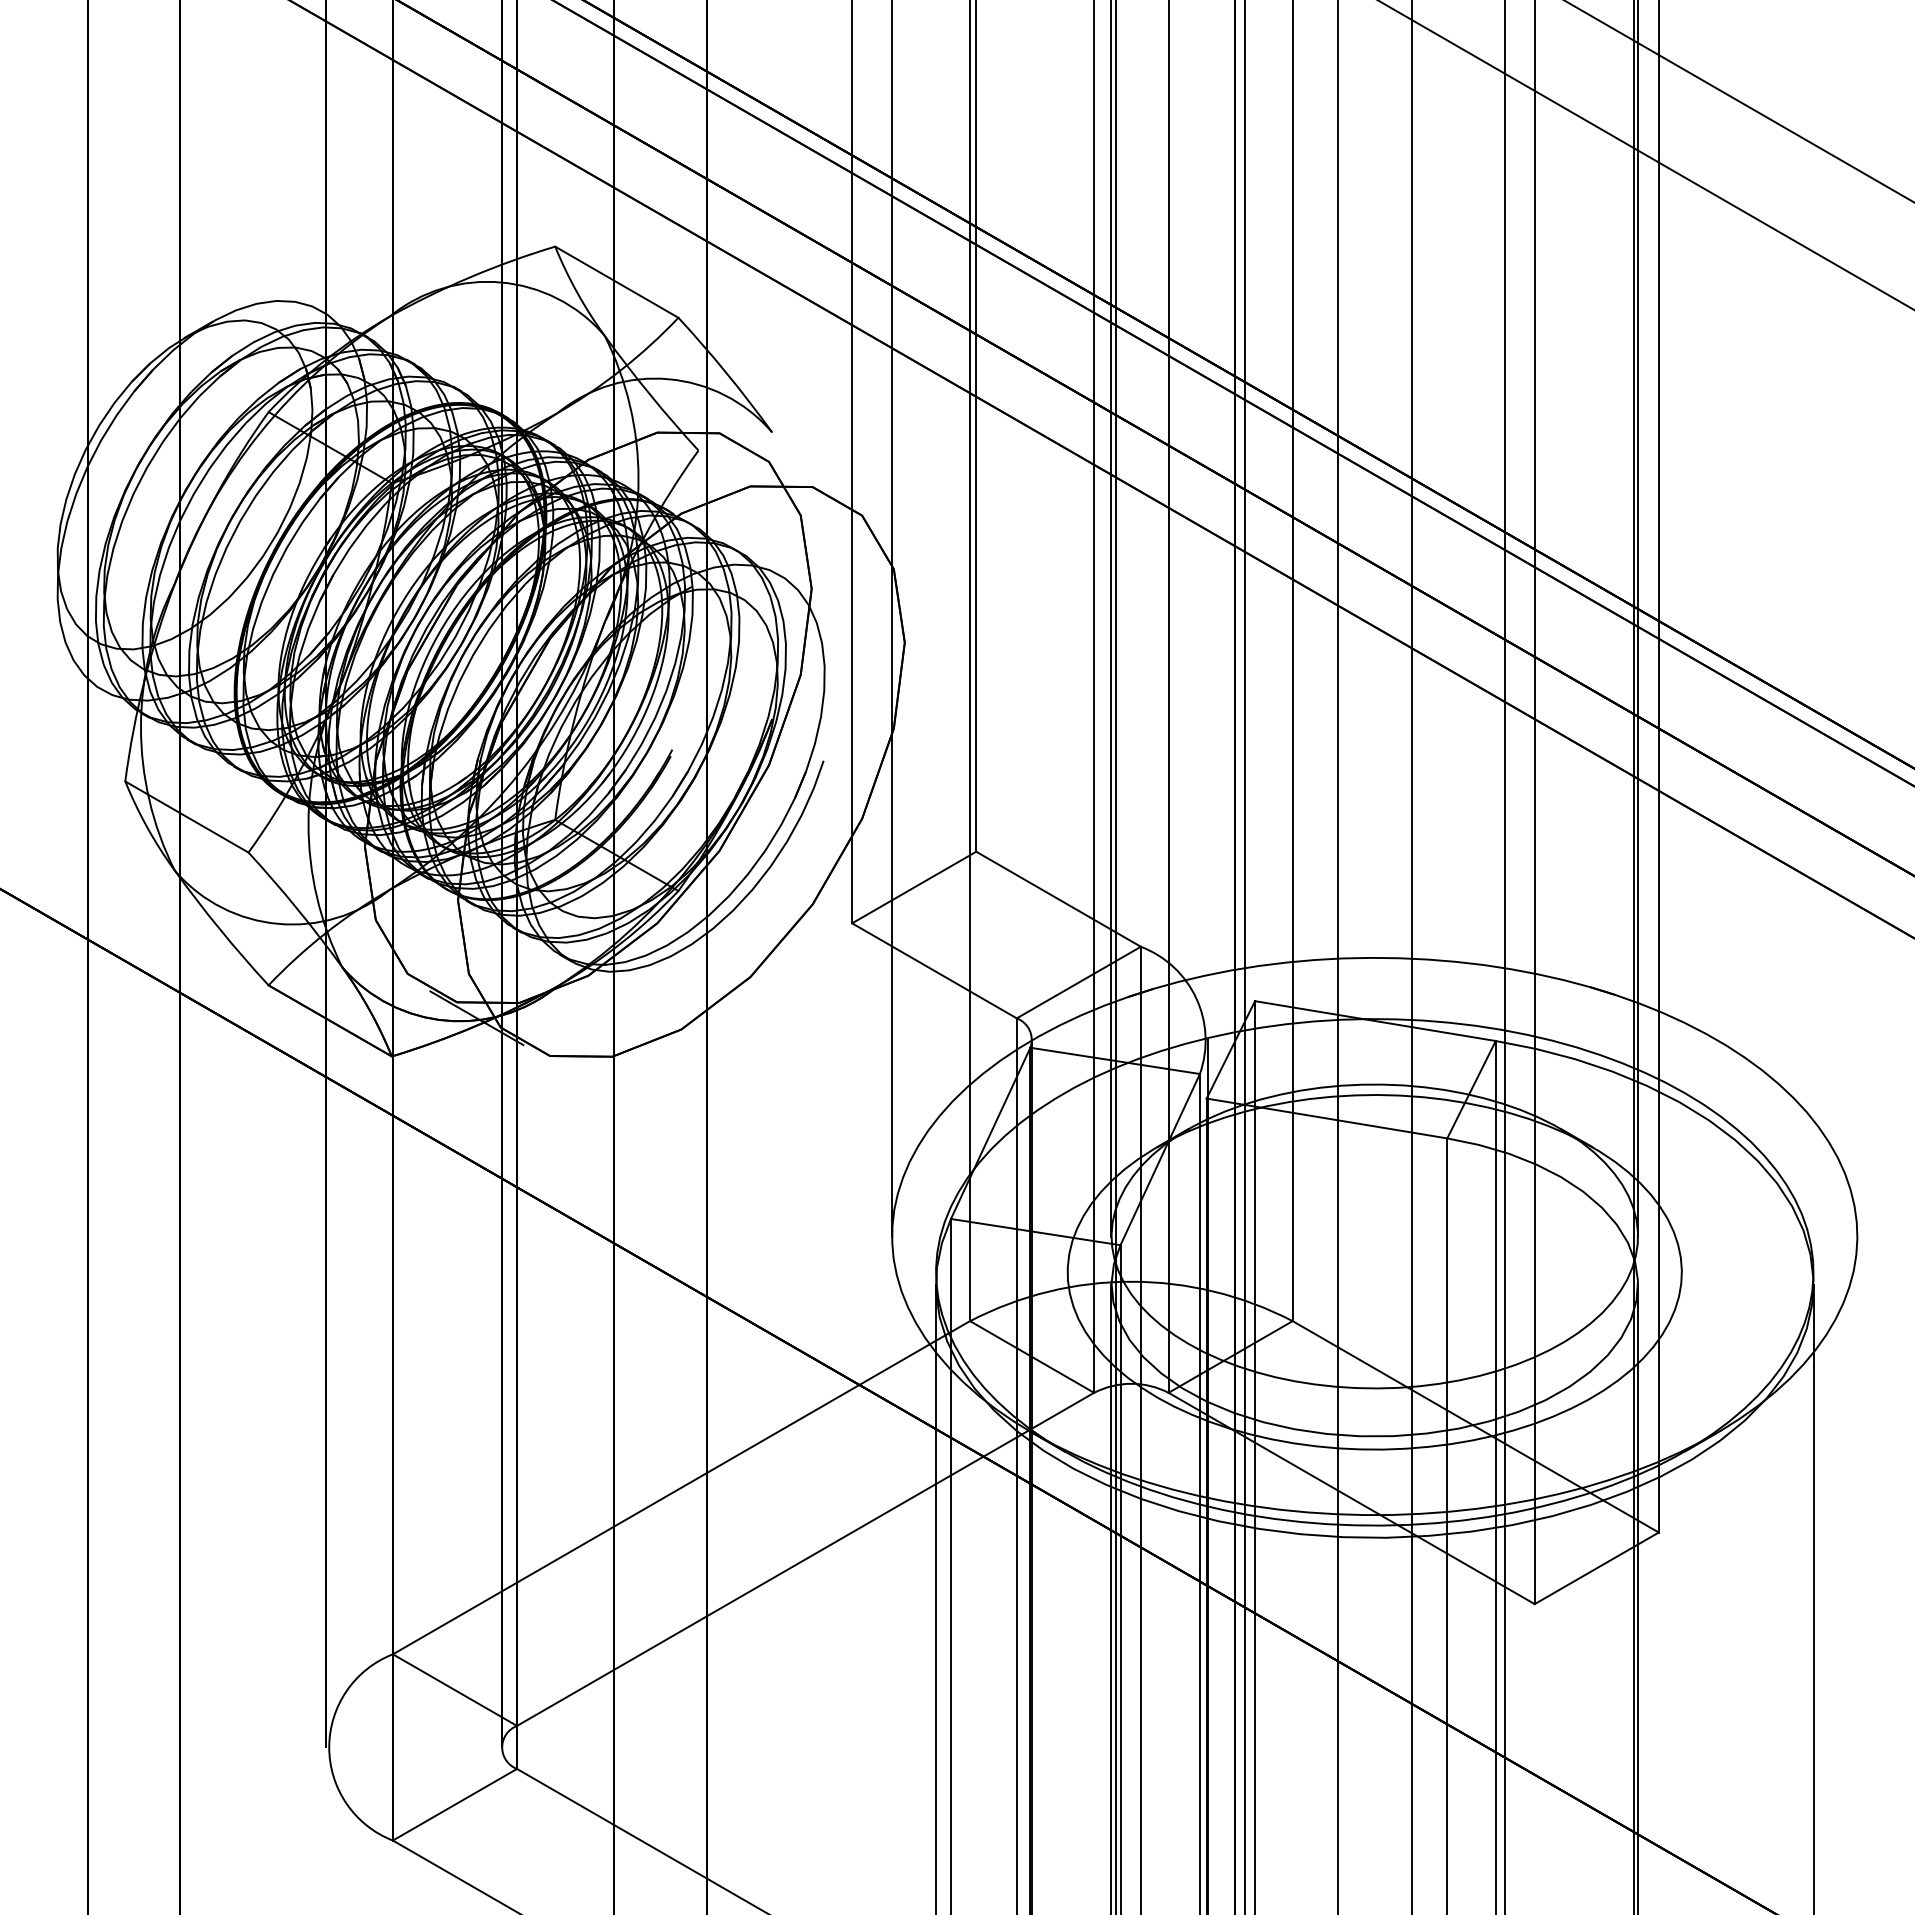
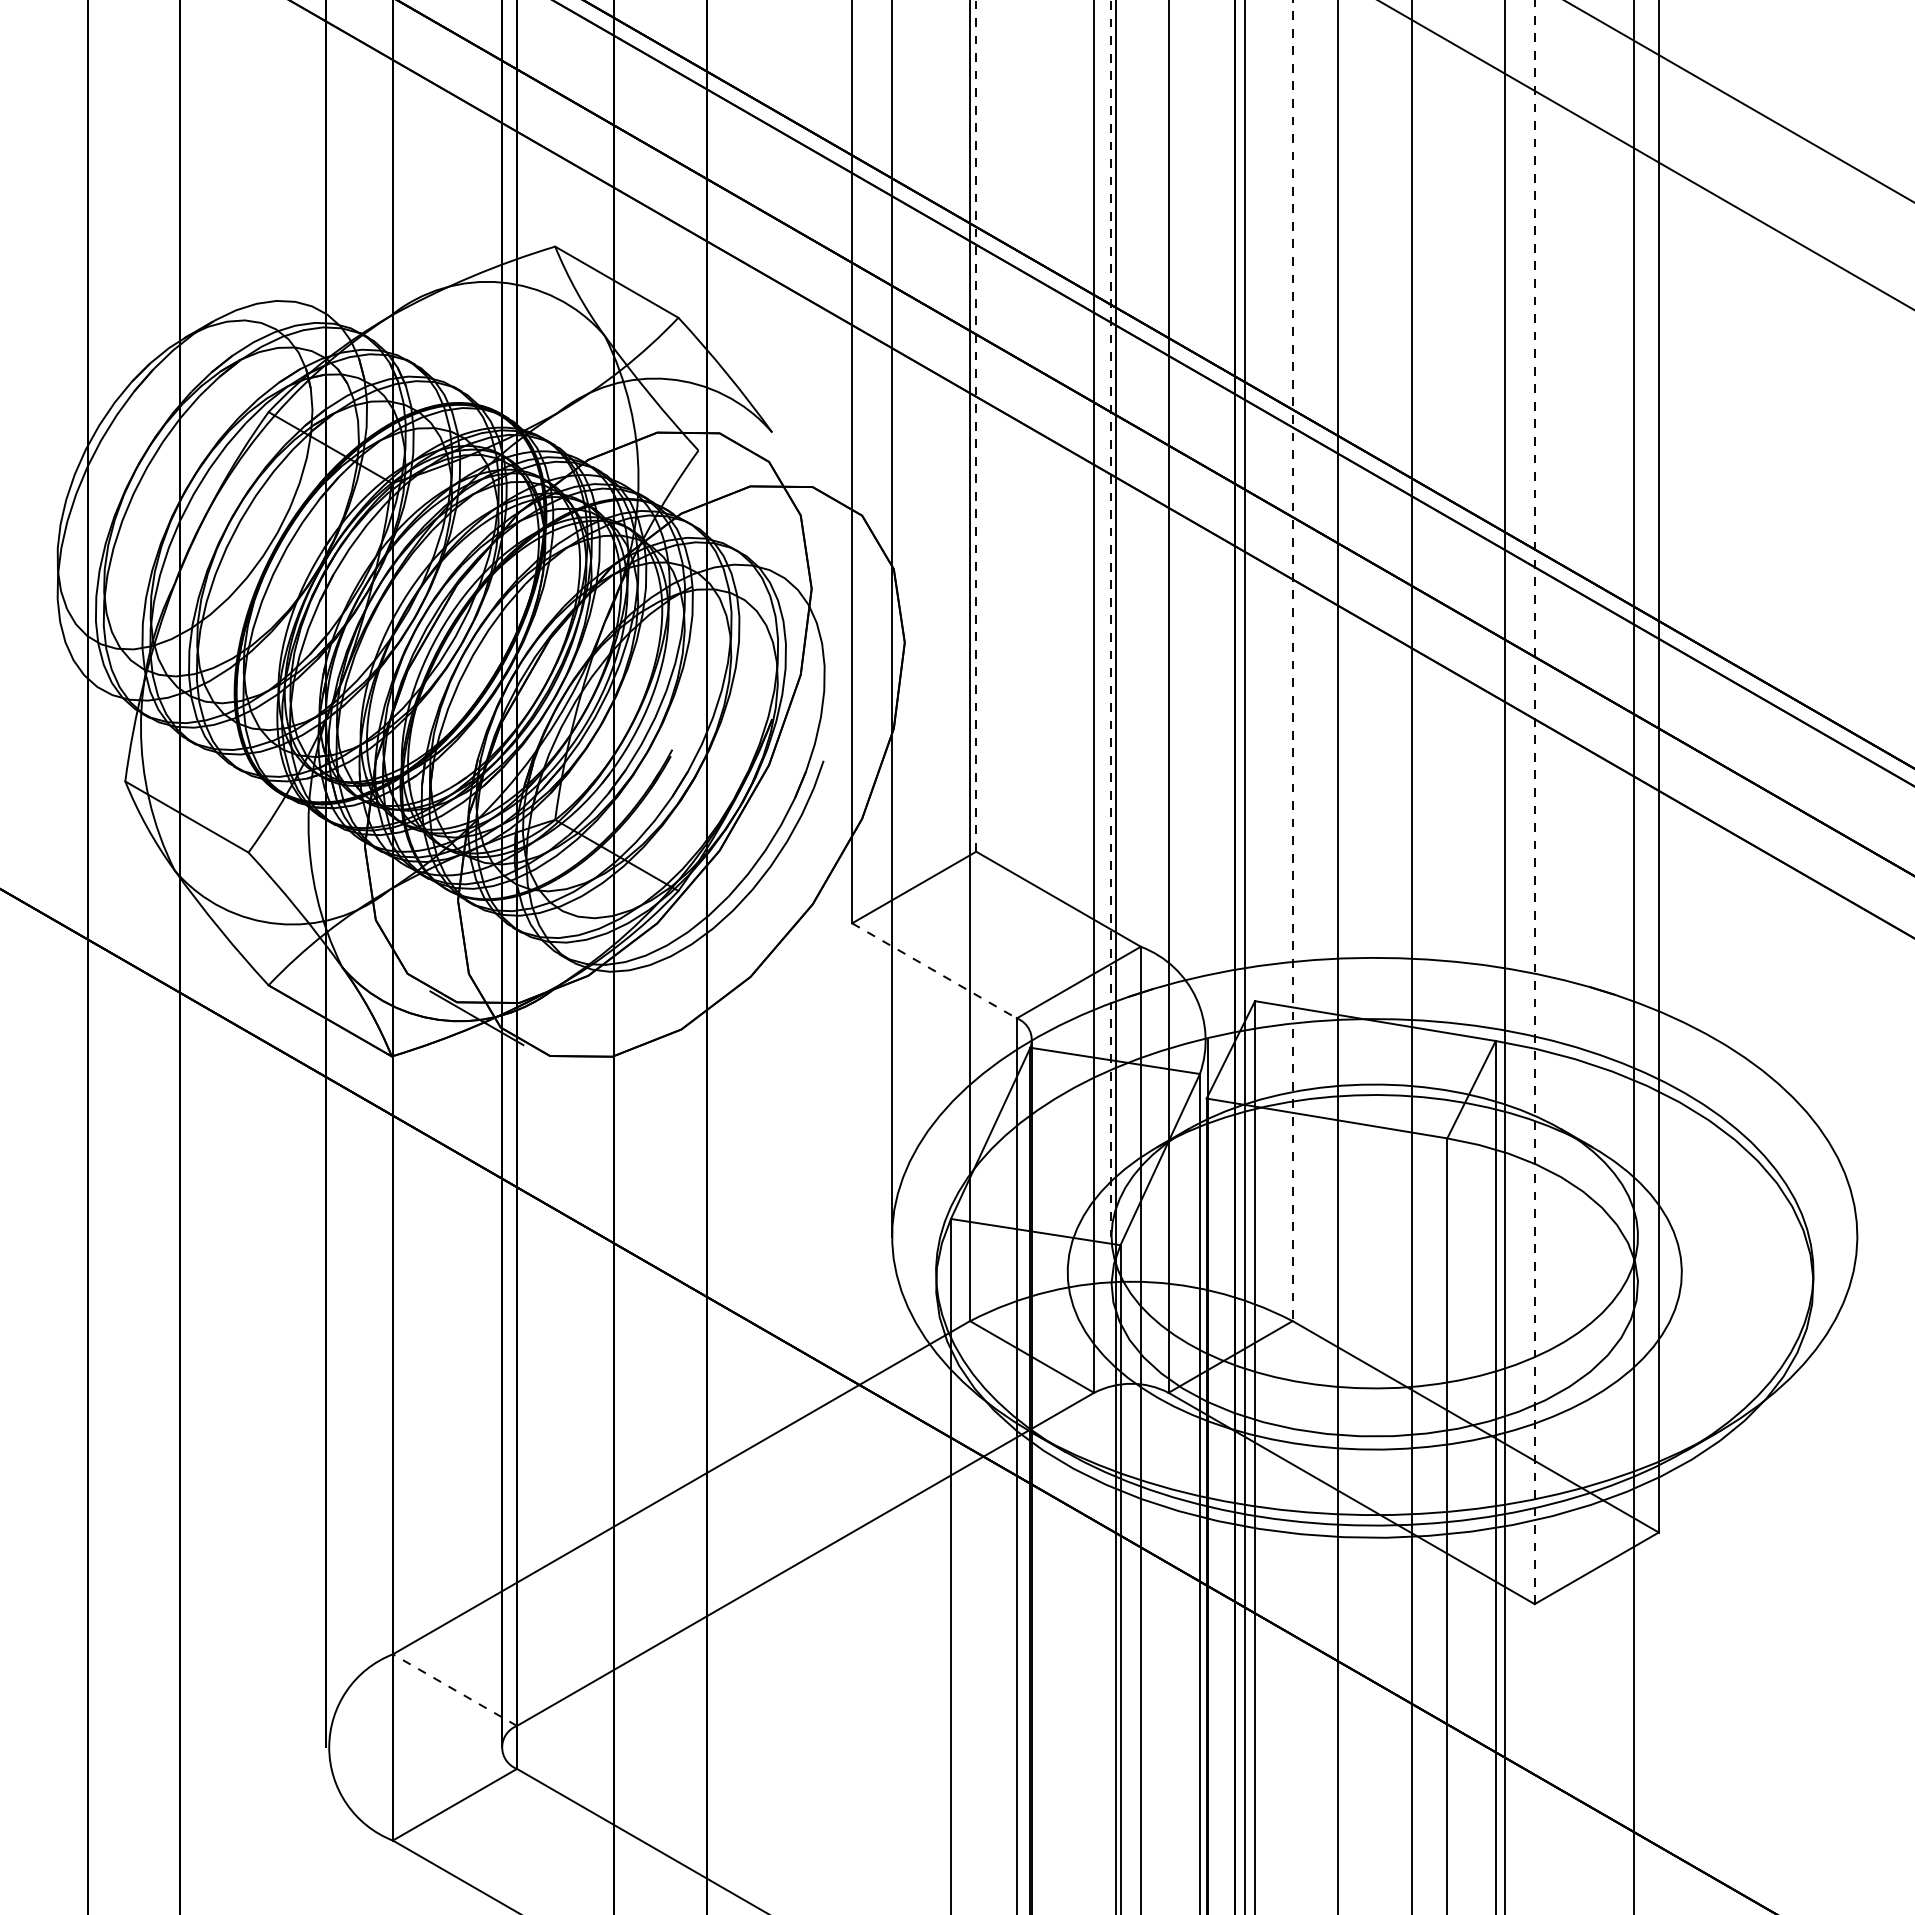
line: solid -> dashed (976, 425)
line: solid -> dashed (1111, 618)
line: present -> none (1638, 619)
line: solid -> dashed (1292, 661)
line: solid -> dashed (1534, 802)
line: solid -> dashed (934, 971)
line: present -> none (935, 1597)
line: present -> none (1111, 1597)
line: present -> none (1638, 1597)
line: present -> none (1813, 1597)
line: solid -> dashed (454, 1690)
